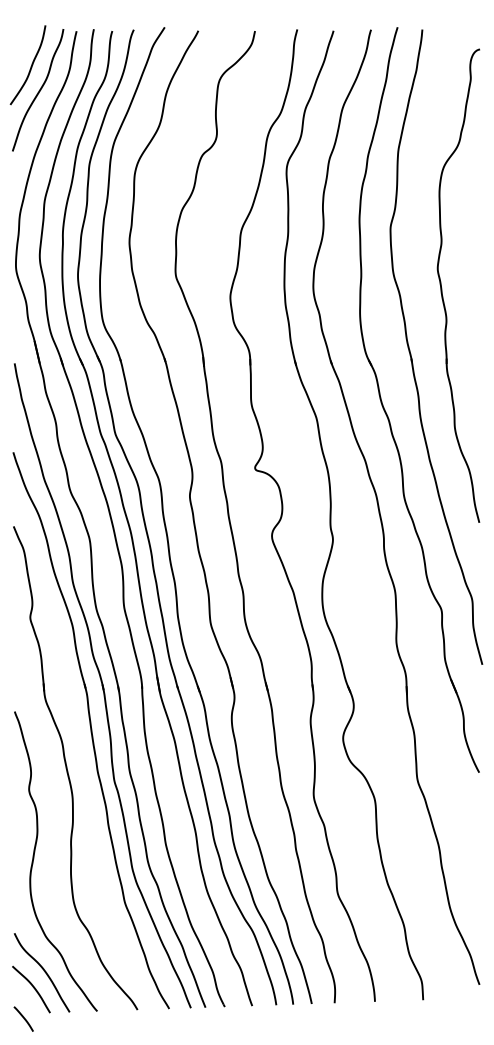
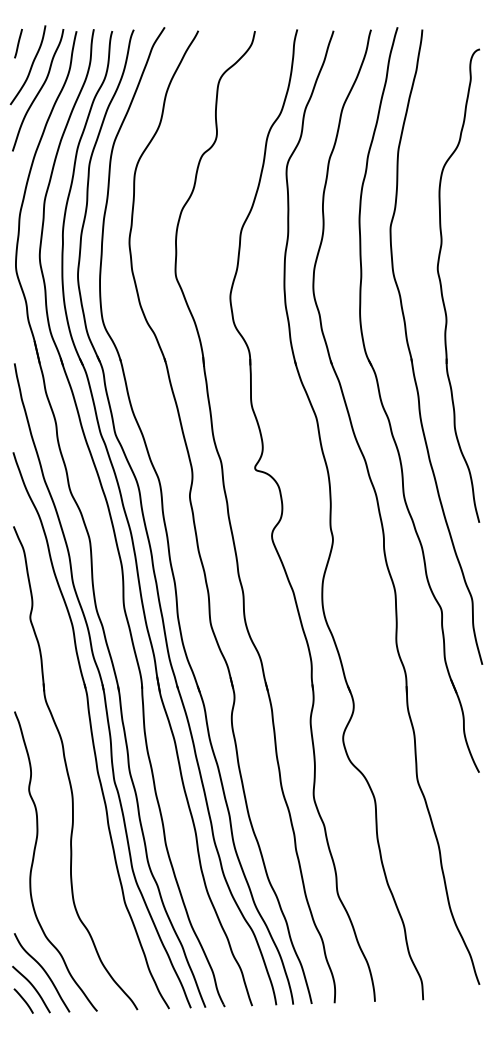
line: none -> present (18, 43)
line position: (23, 1018) -> (23, 1000) (23, 1000)
